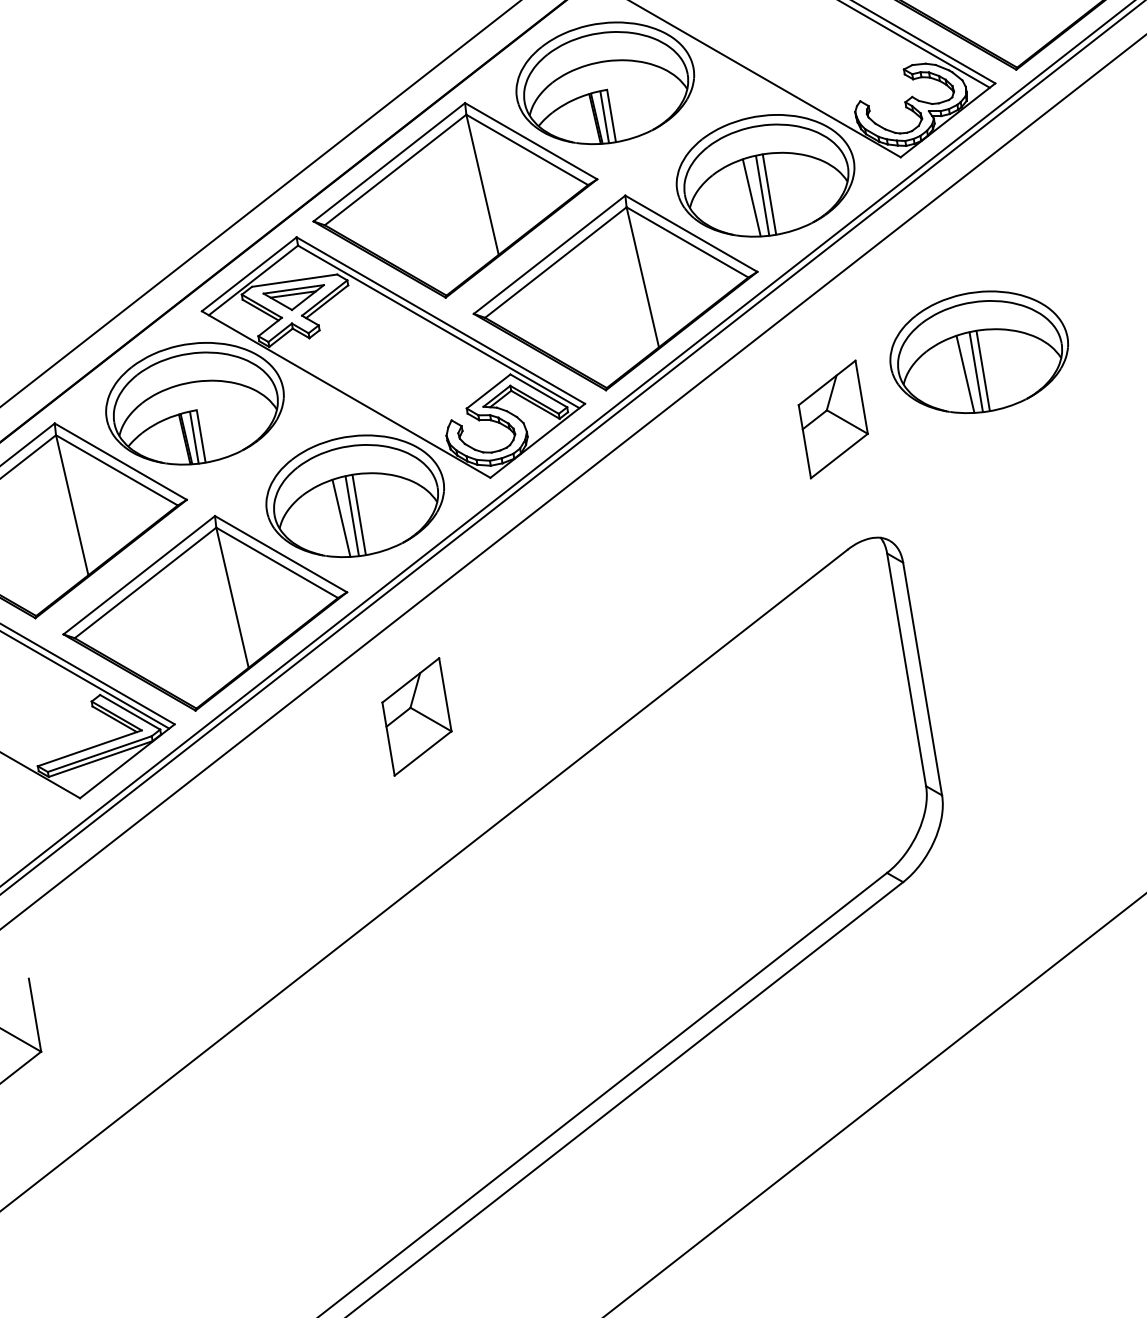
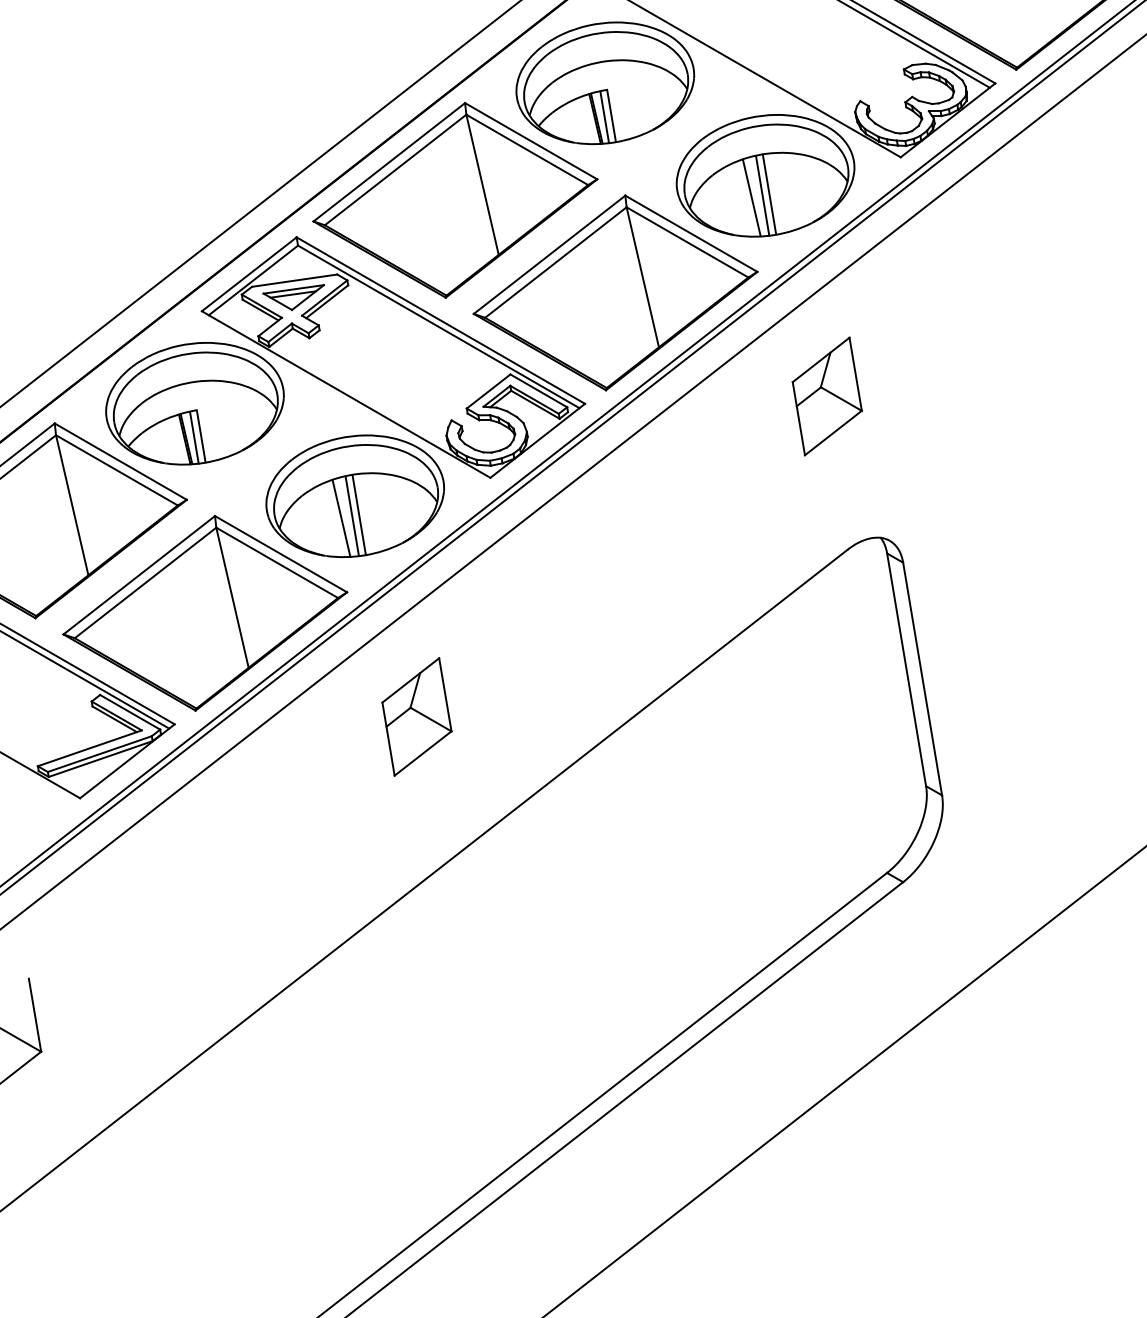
part: present -> none (978, 351)
part position: (832, 419) -> (826, 396) (826, 396)
line position: (875, 1104) -> (844, 1081) (844, 1081)
